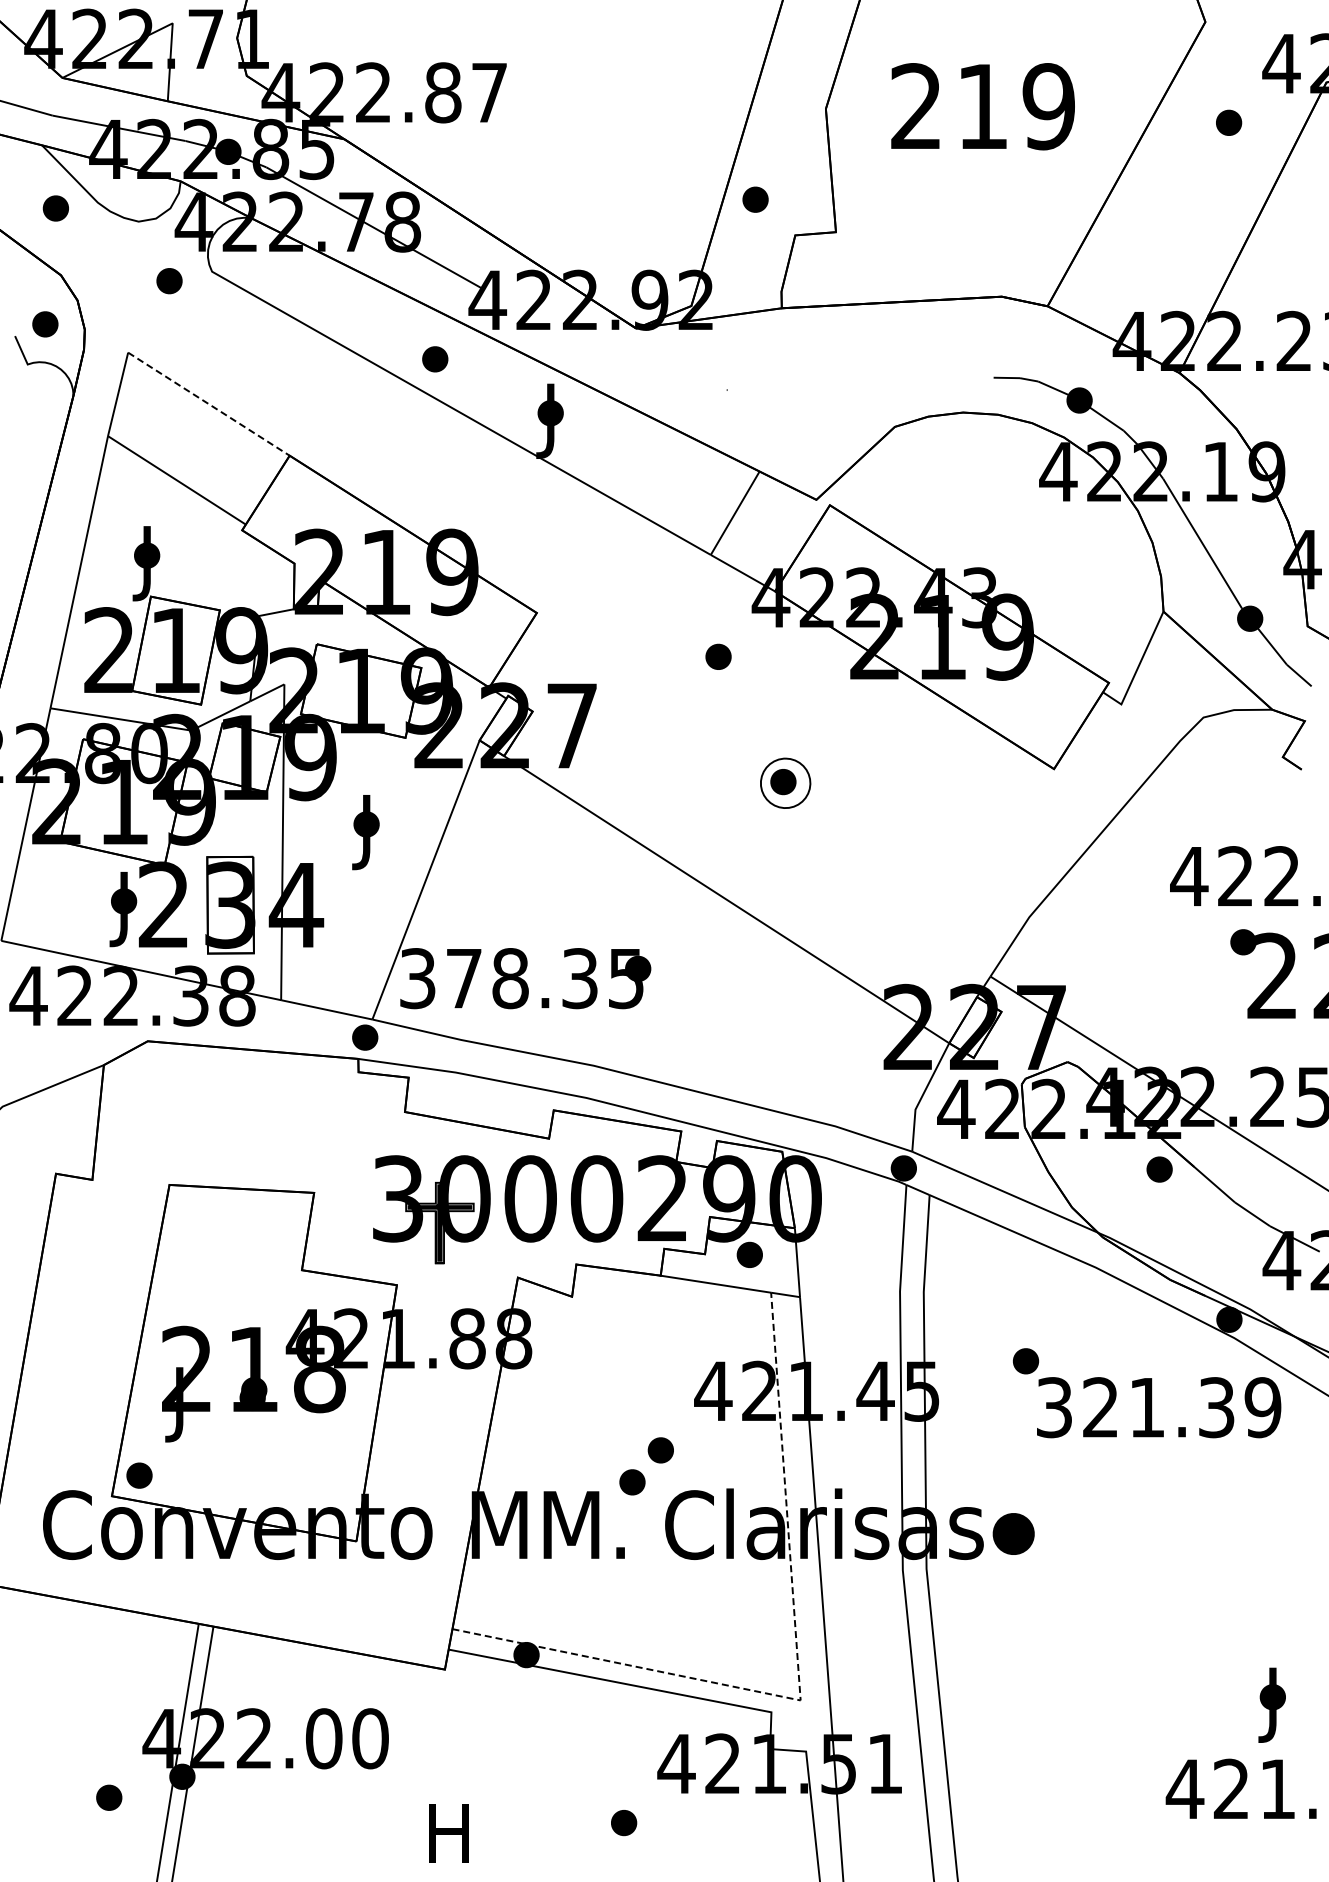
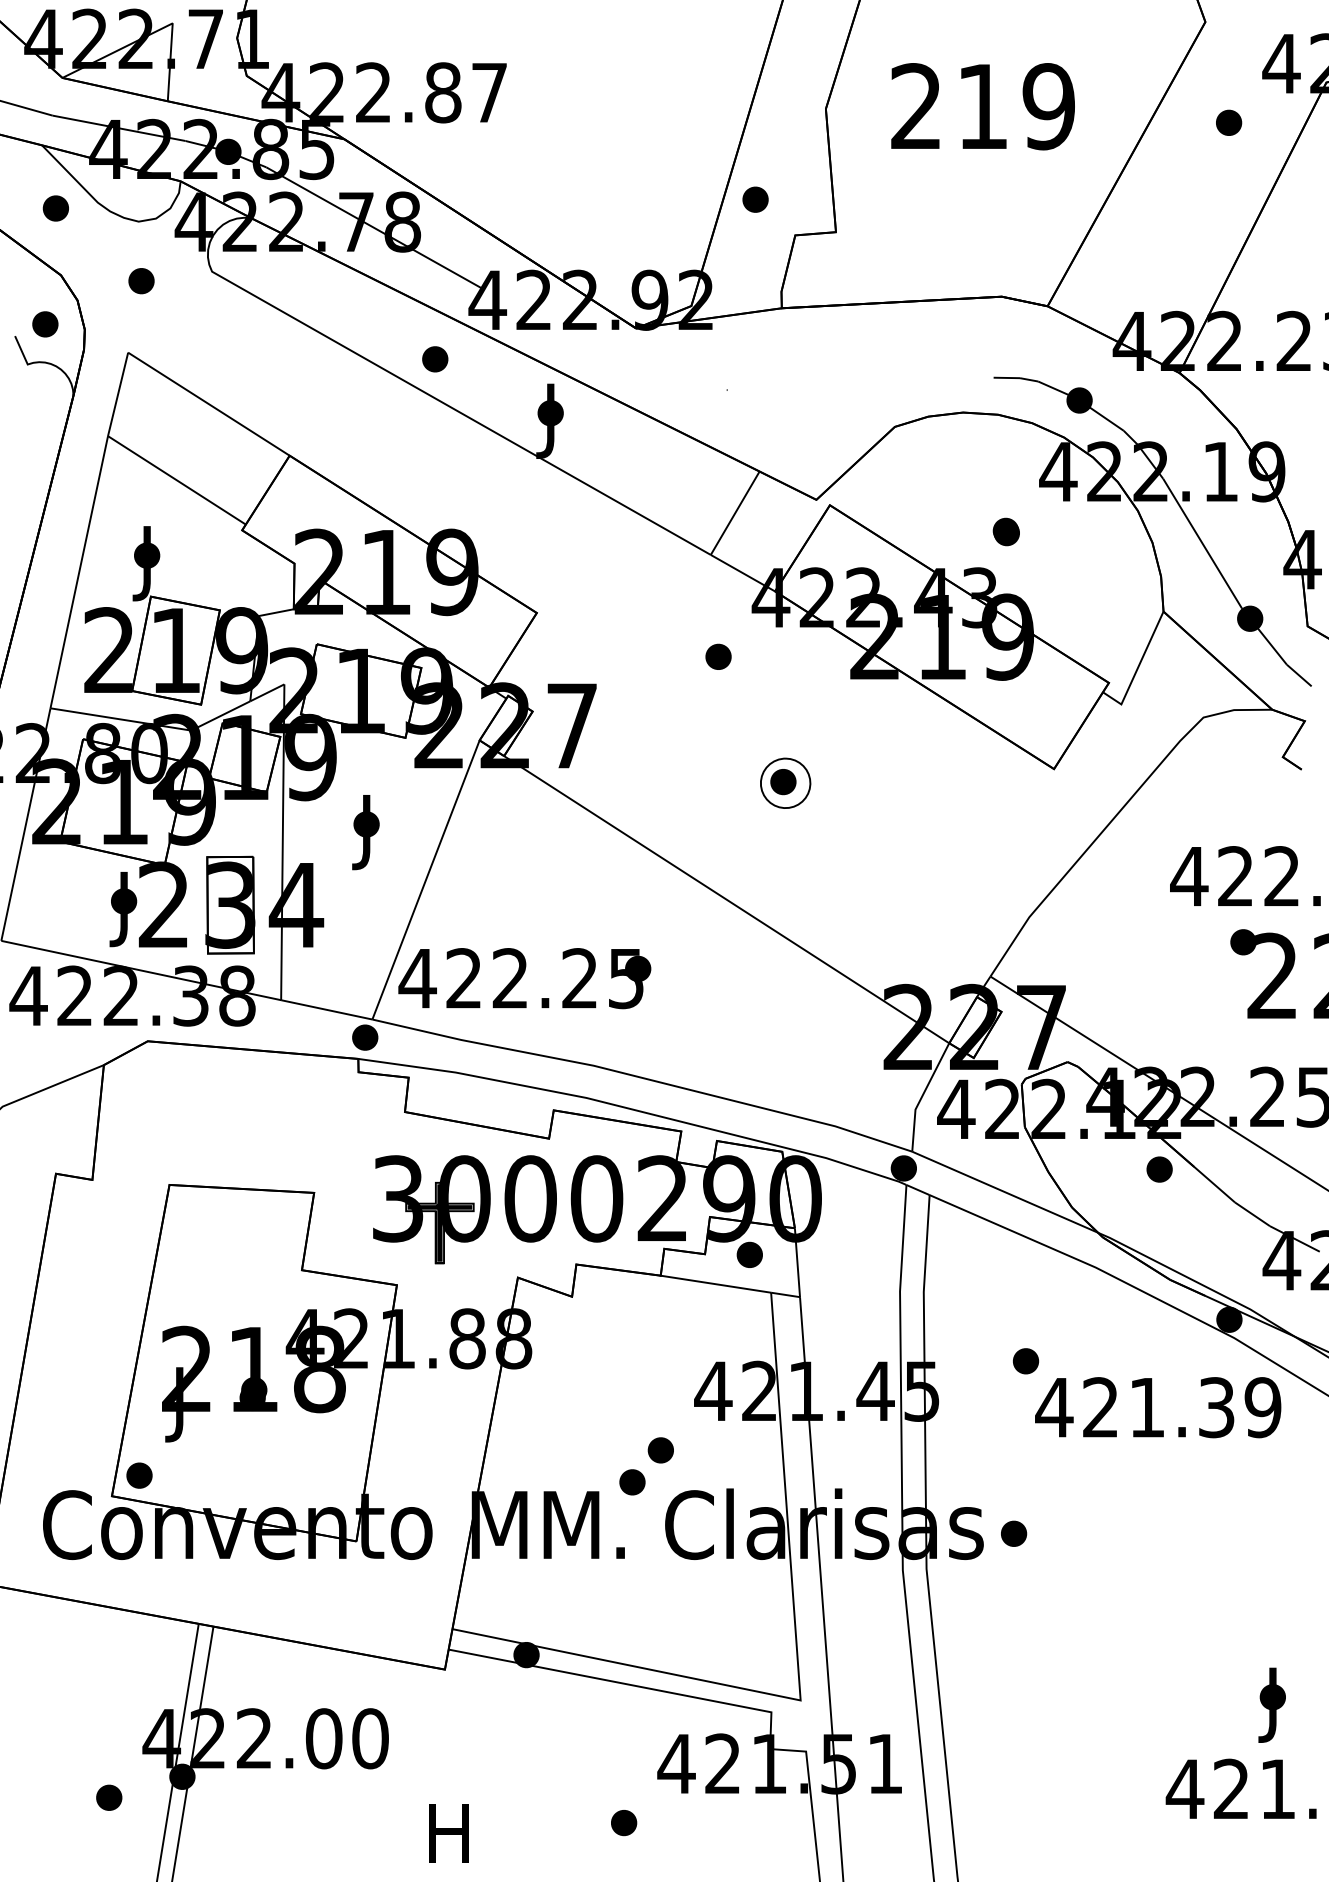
part position: (169, 281) -> (141, 281) (141, 281)
line: dashed -> solid (208, 404)
part: none -> present (1005, 531)
text: 378.35 -> 422.25 (497, 978)
text: 321.39 -> 421.39 (1054, 1407)
part size: 43x42 px -> 27x27 px (1014, 1533)
line: dashed -> solid (798, 1674)
